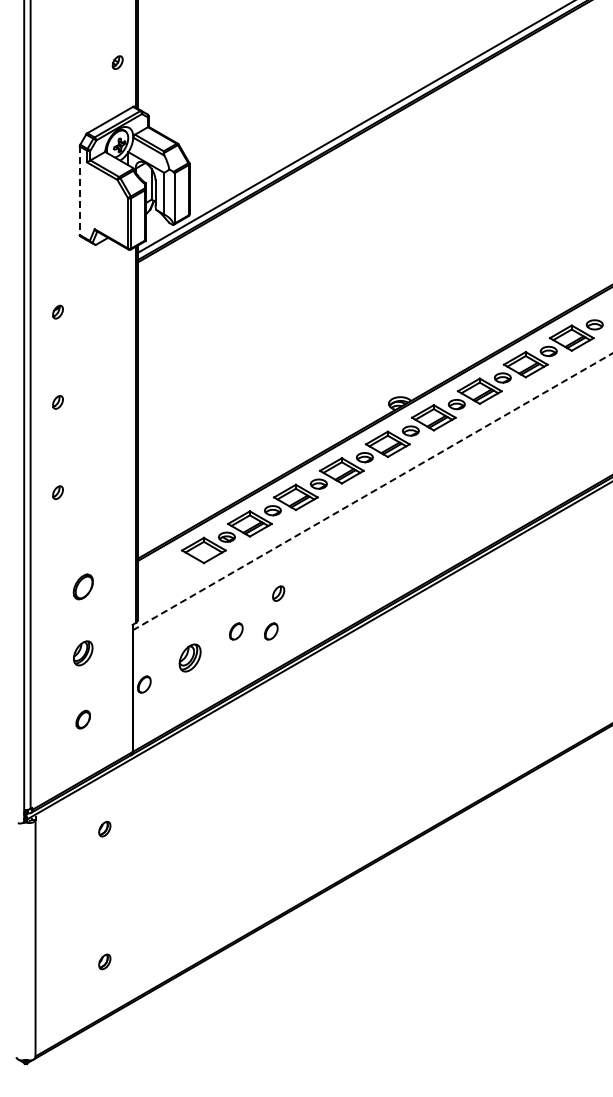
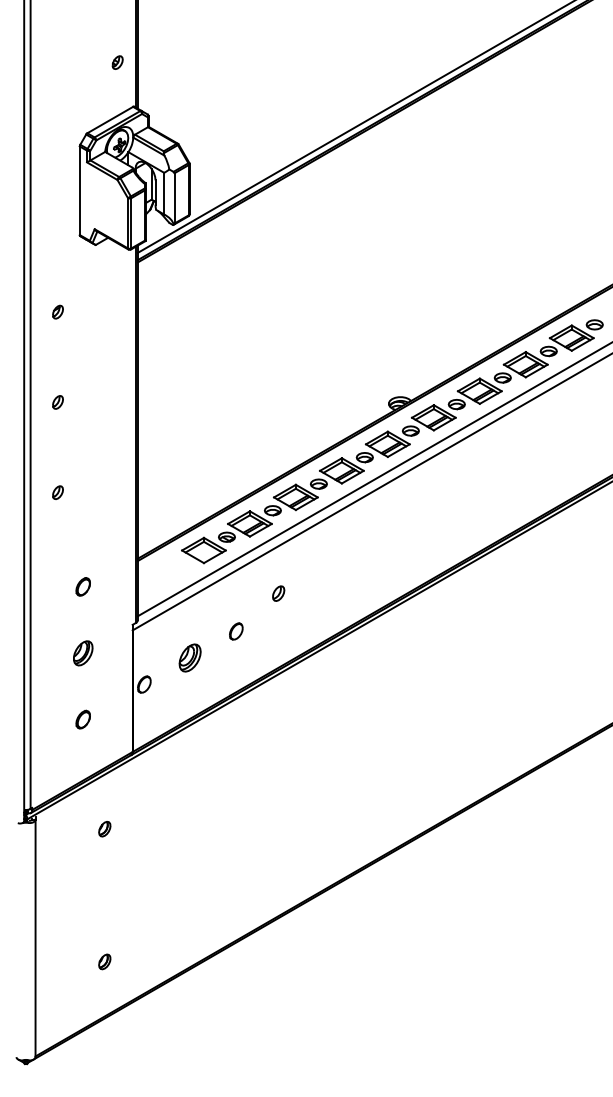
line: dashed -> solid (79, 191)
line: none -> present (373, 480)
line: dashed -> solid (372, 491)
part size: 22x28 px -> 16x20 px (82, 586)
part: present -> none (271, 631)
